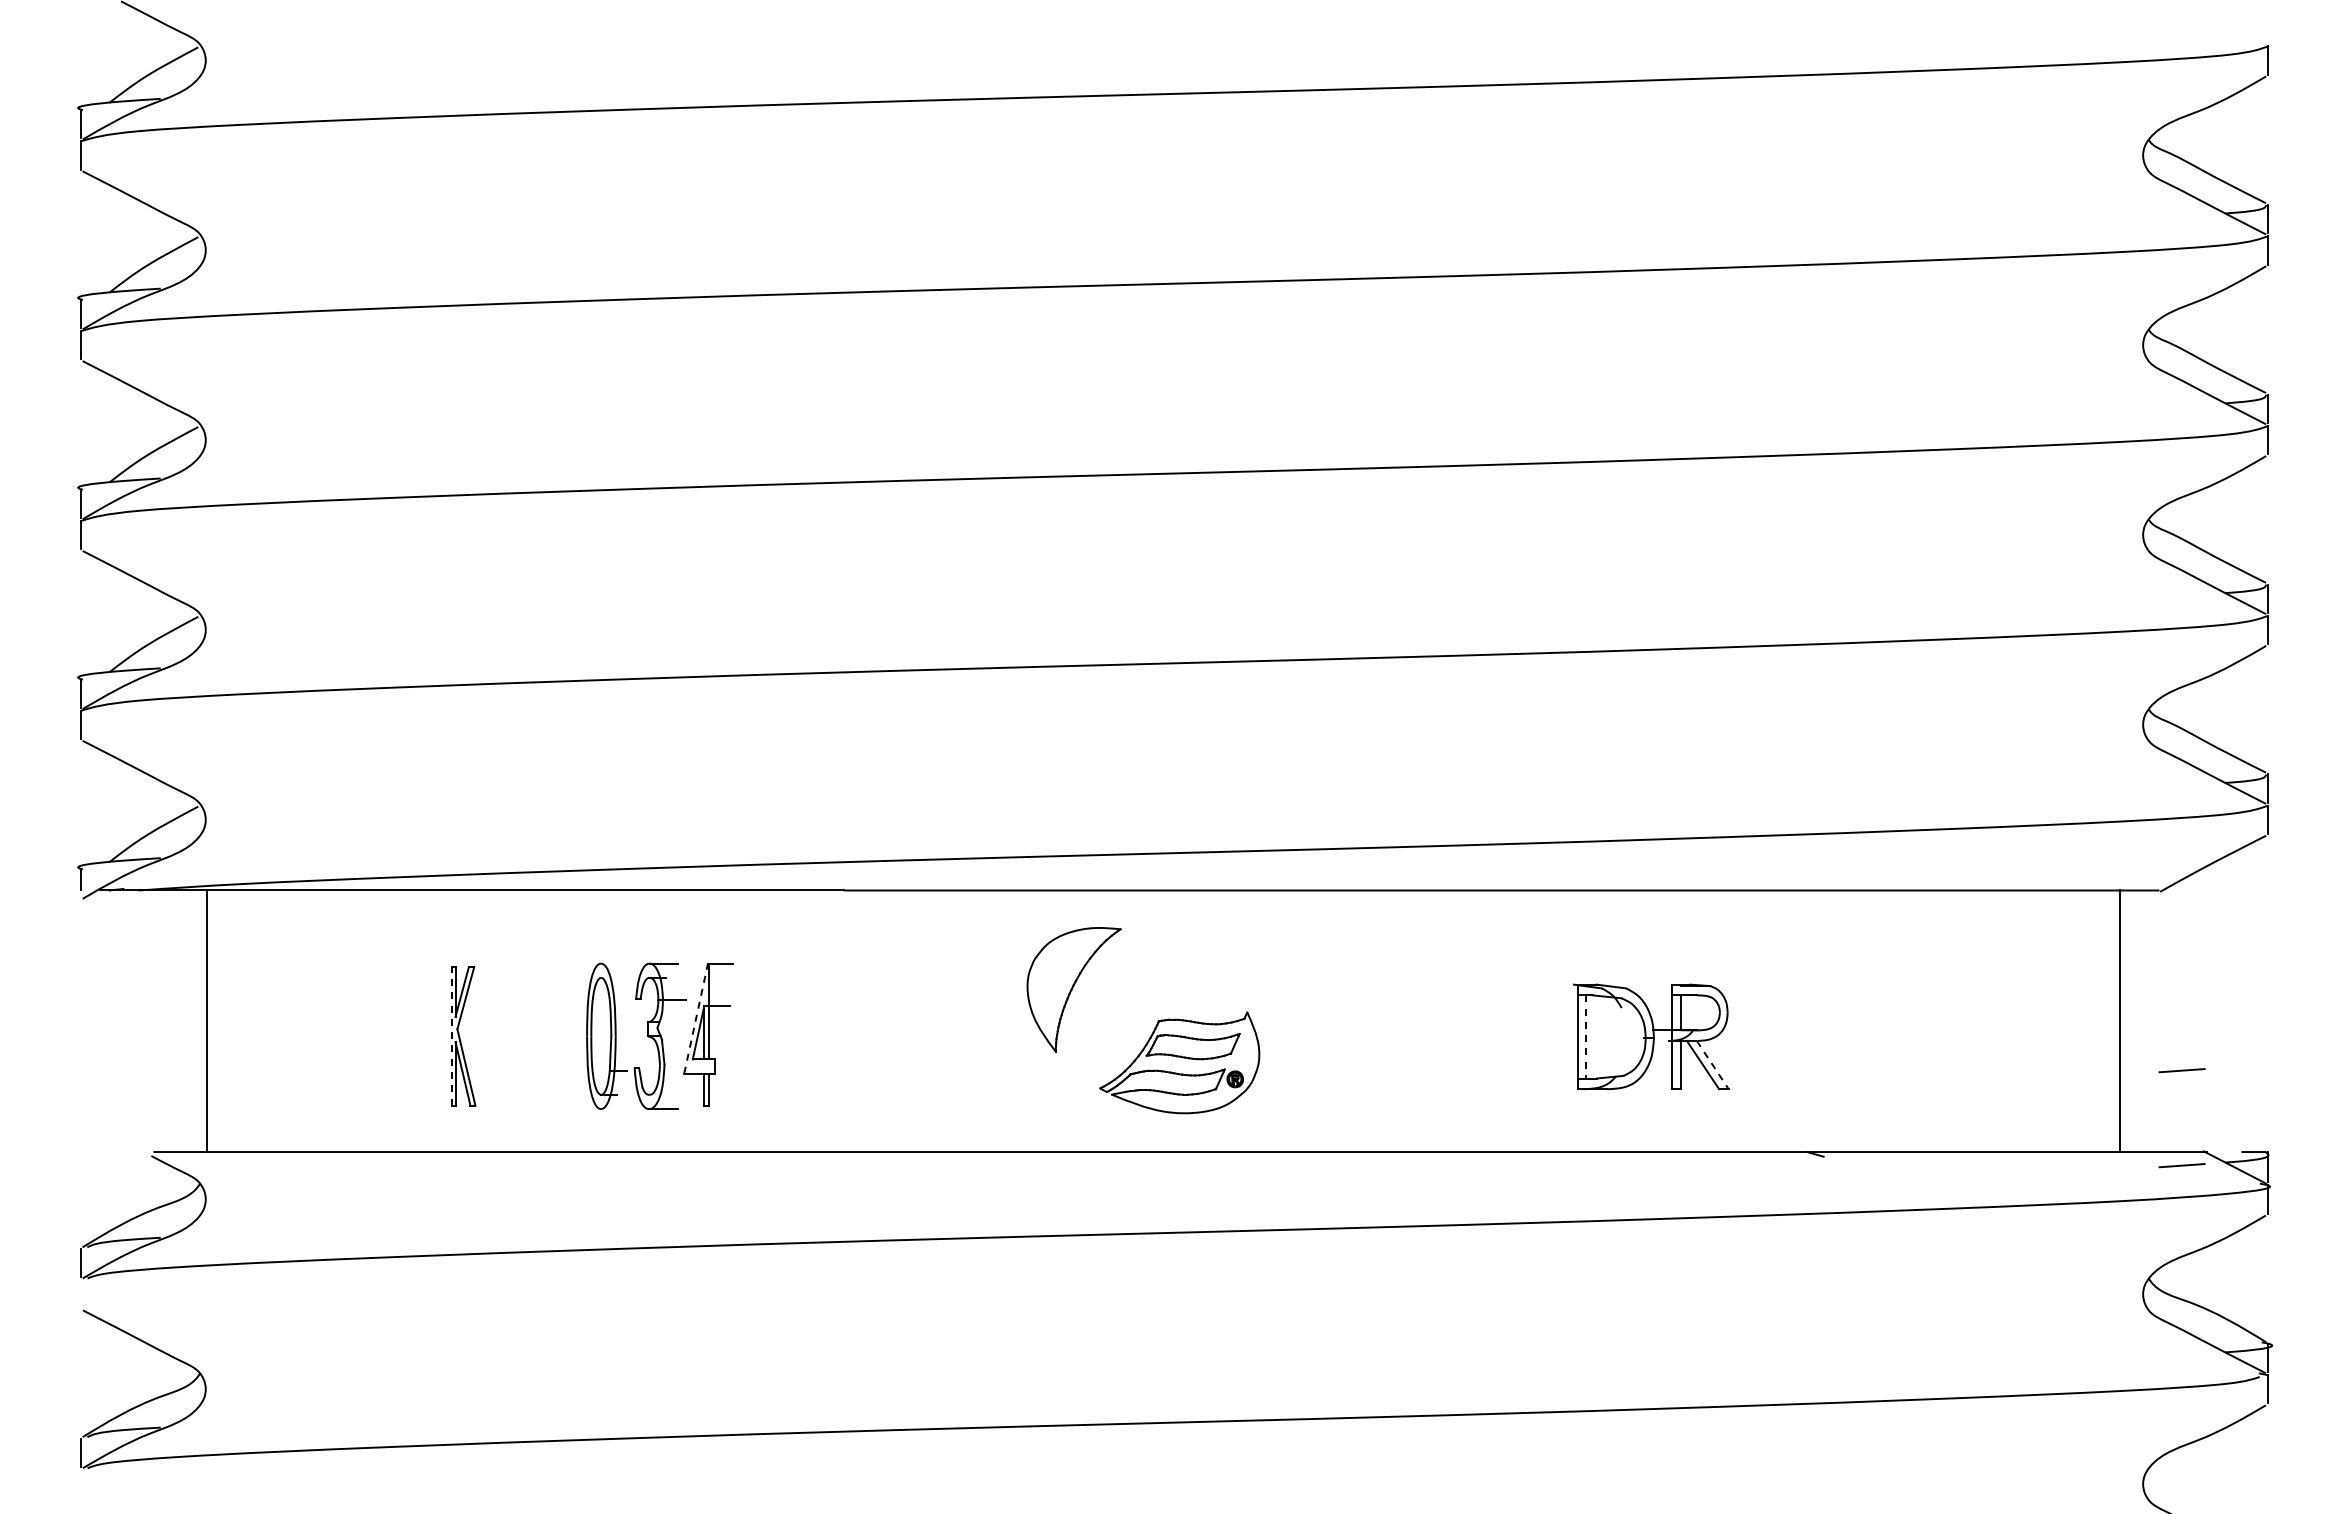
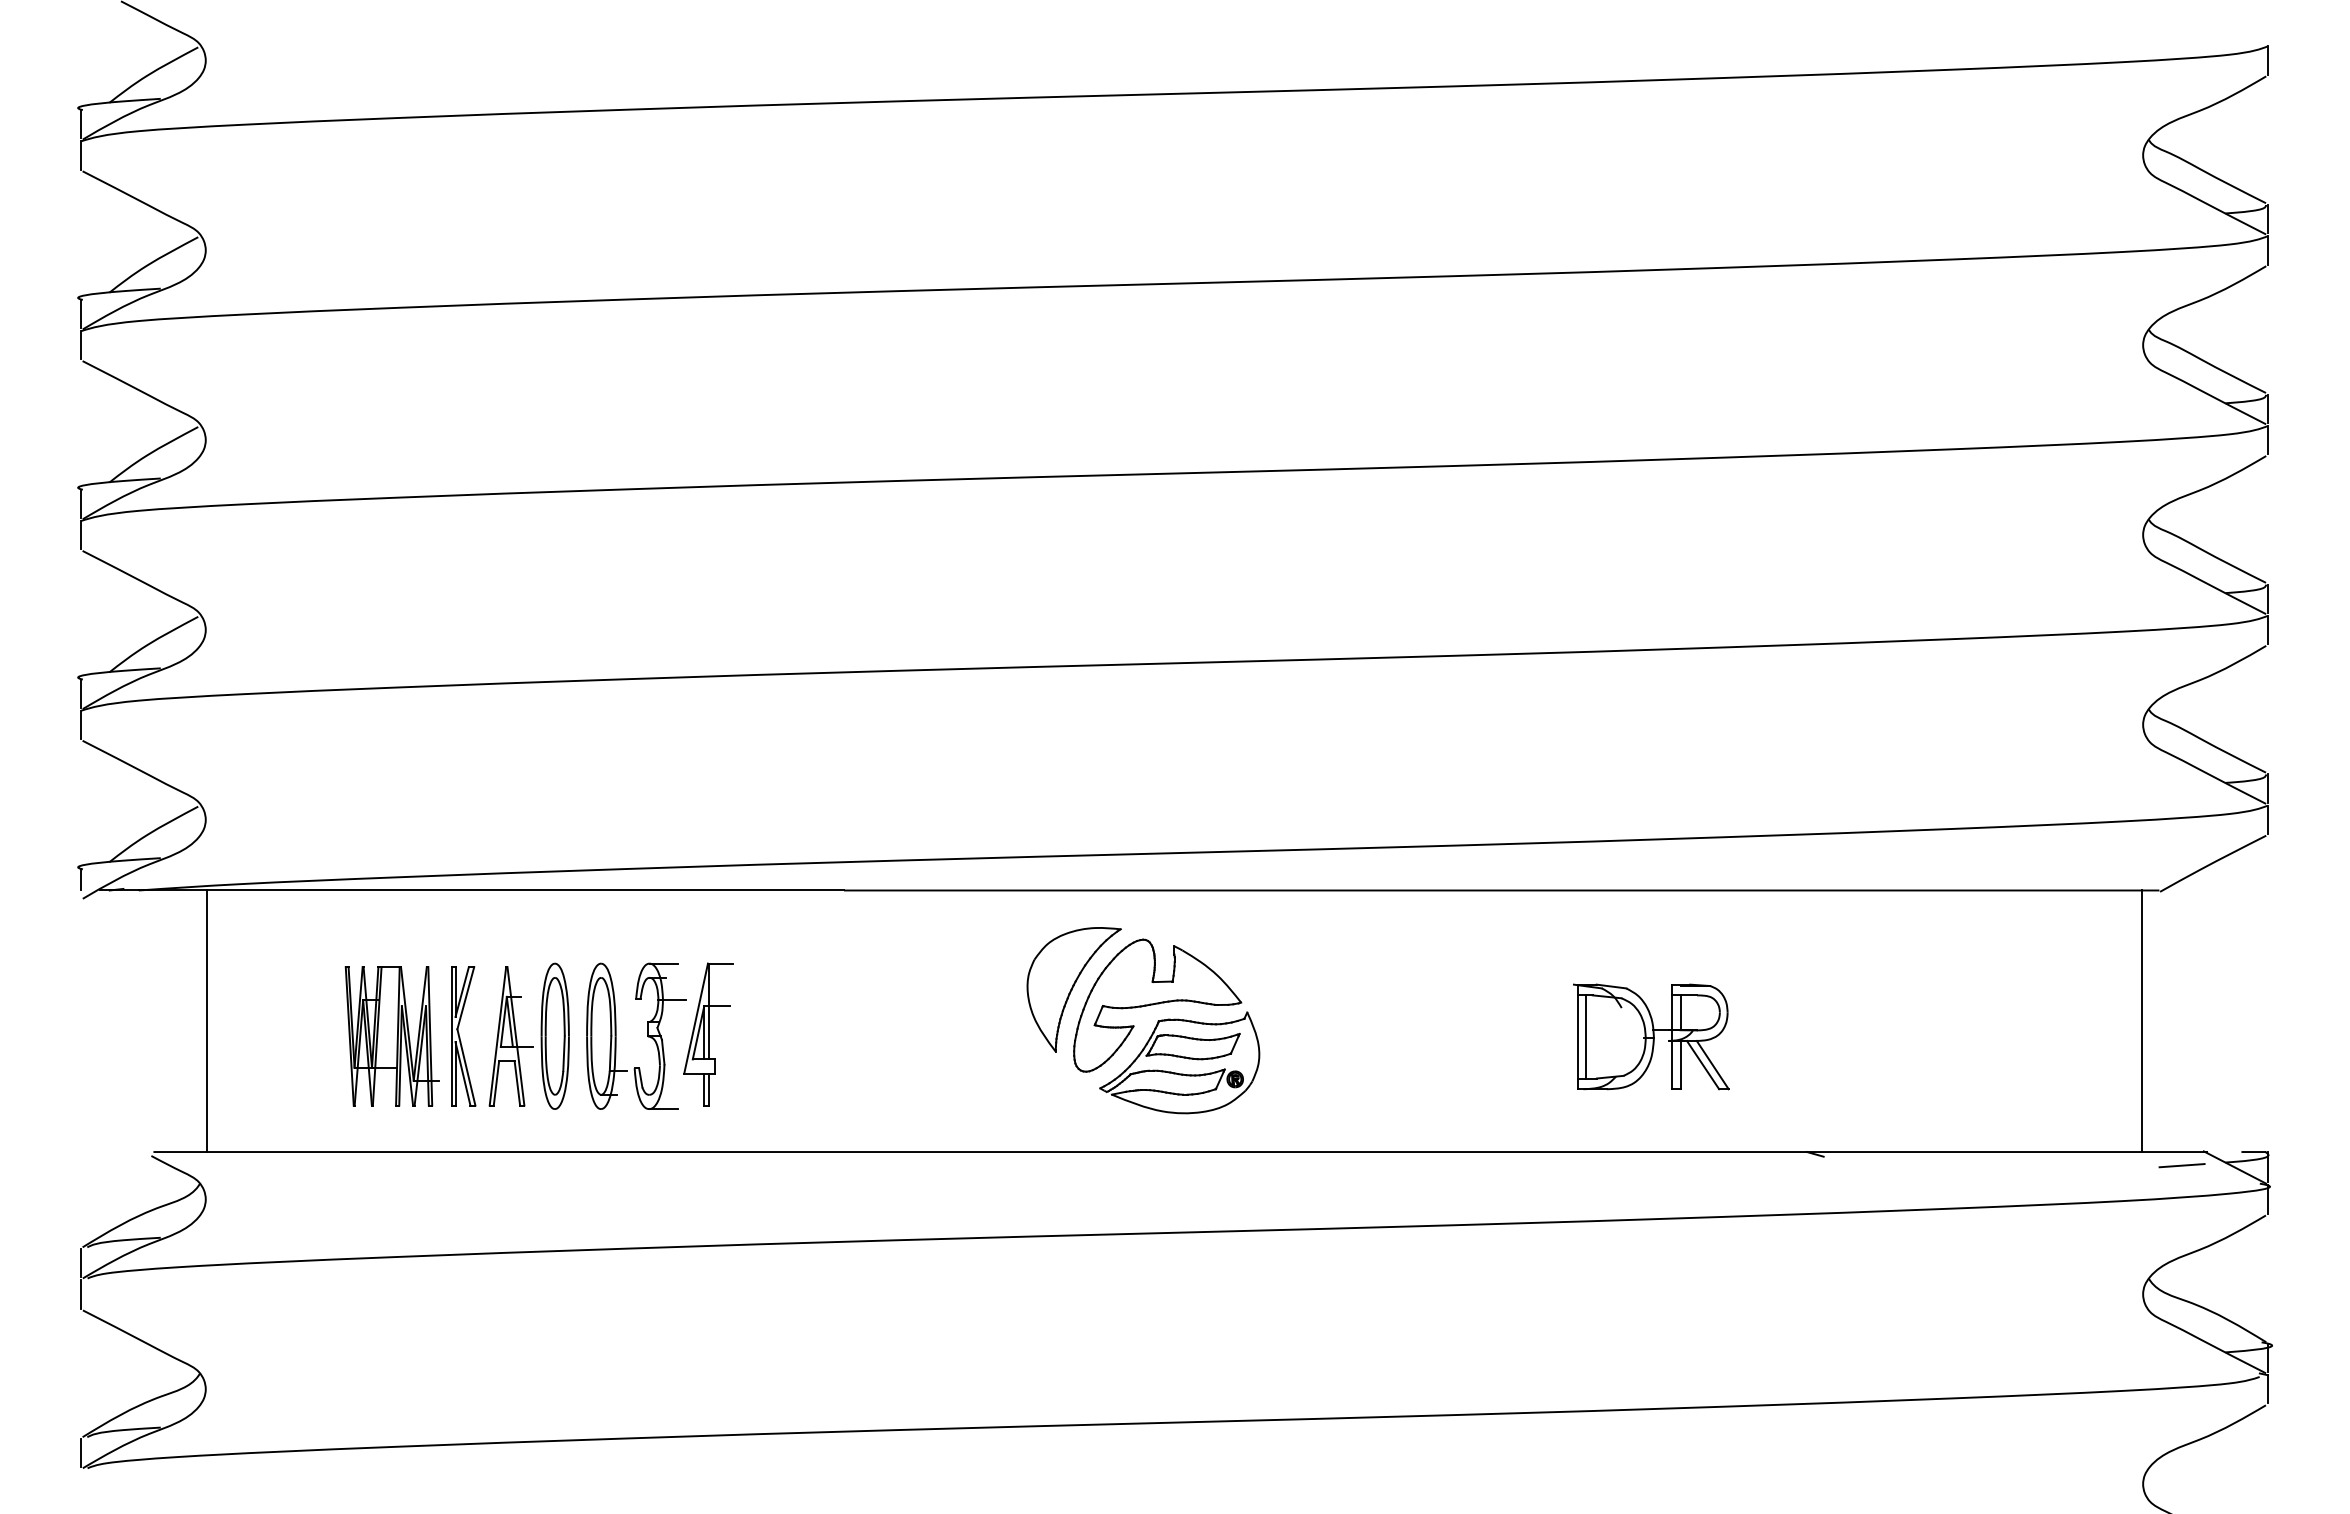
part: none -> present (1157, 1005)
line: dashed -> solid (696, 1018)
line position: (2120, 1021) -> (2142, 1021) (2142, 1021)
line: dashed -> solid (451, 1035)
part: none -> present (391, 1036)
line: dashed -> solid (1586, 1036)
part: none -> present (528, 1046)
line: dashed -> solid (1712, 1065)
line: present -> none (2181, 1070)
line: none -> present (81, 1294)
